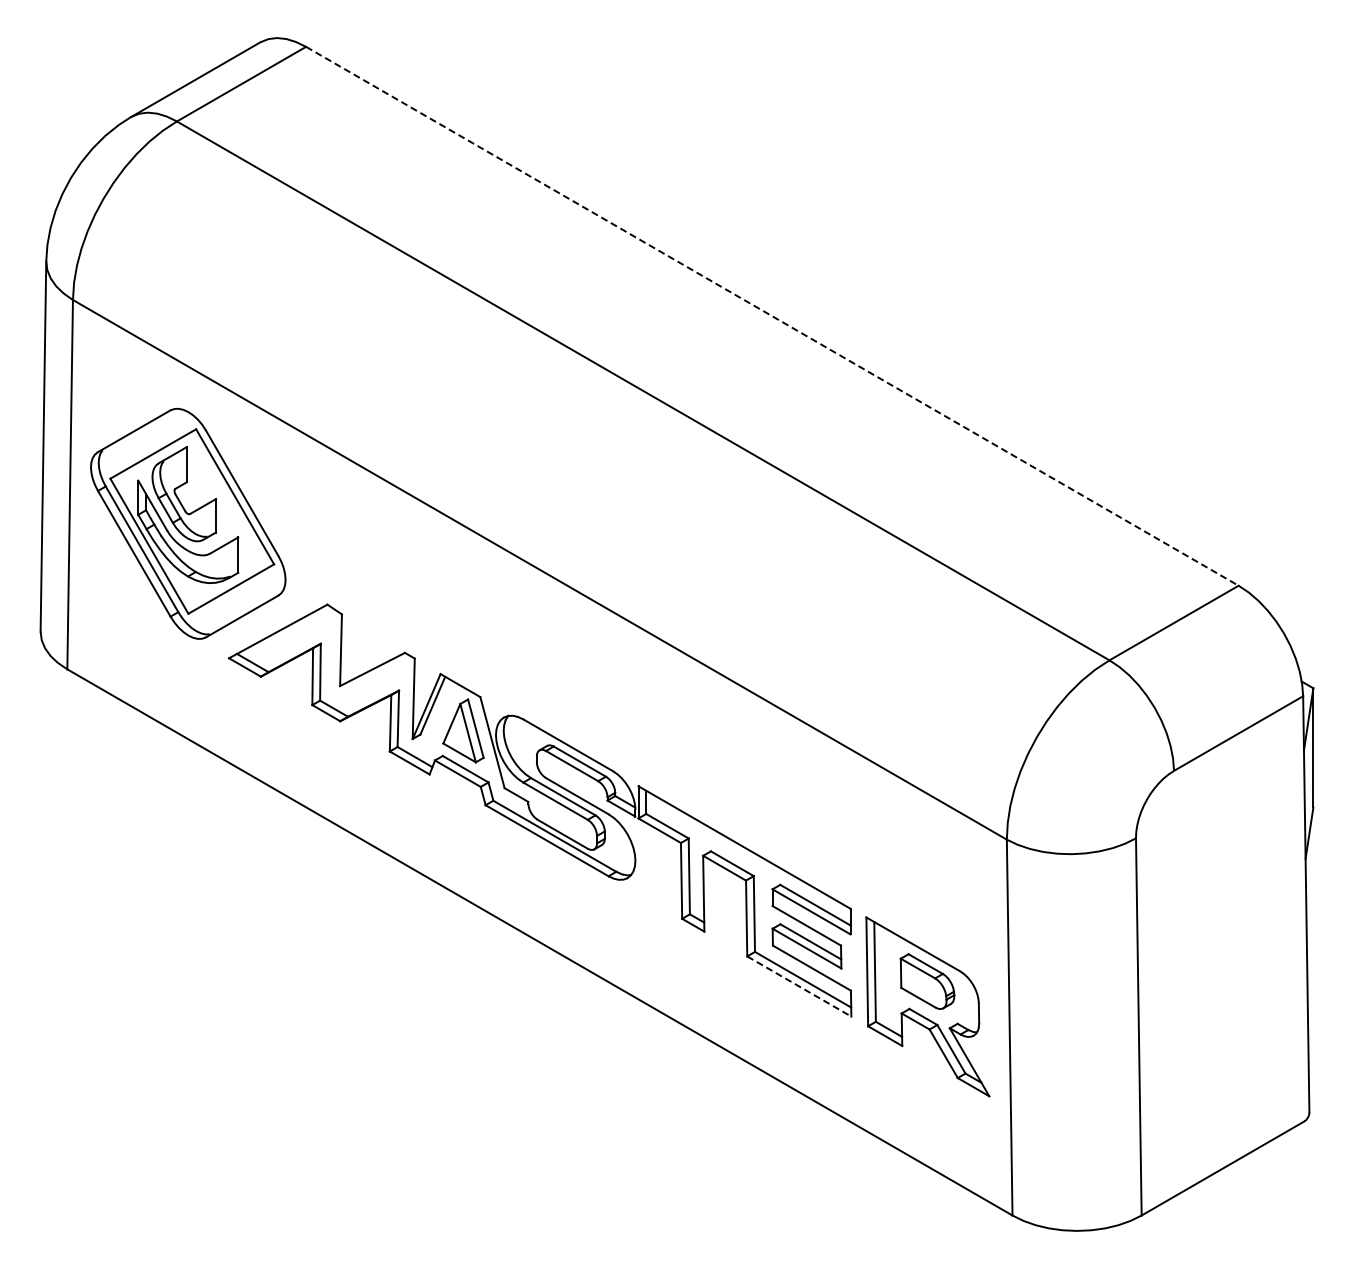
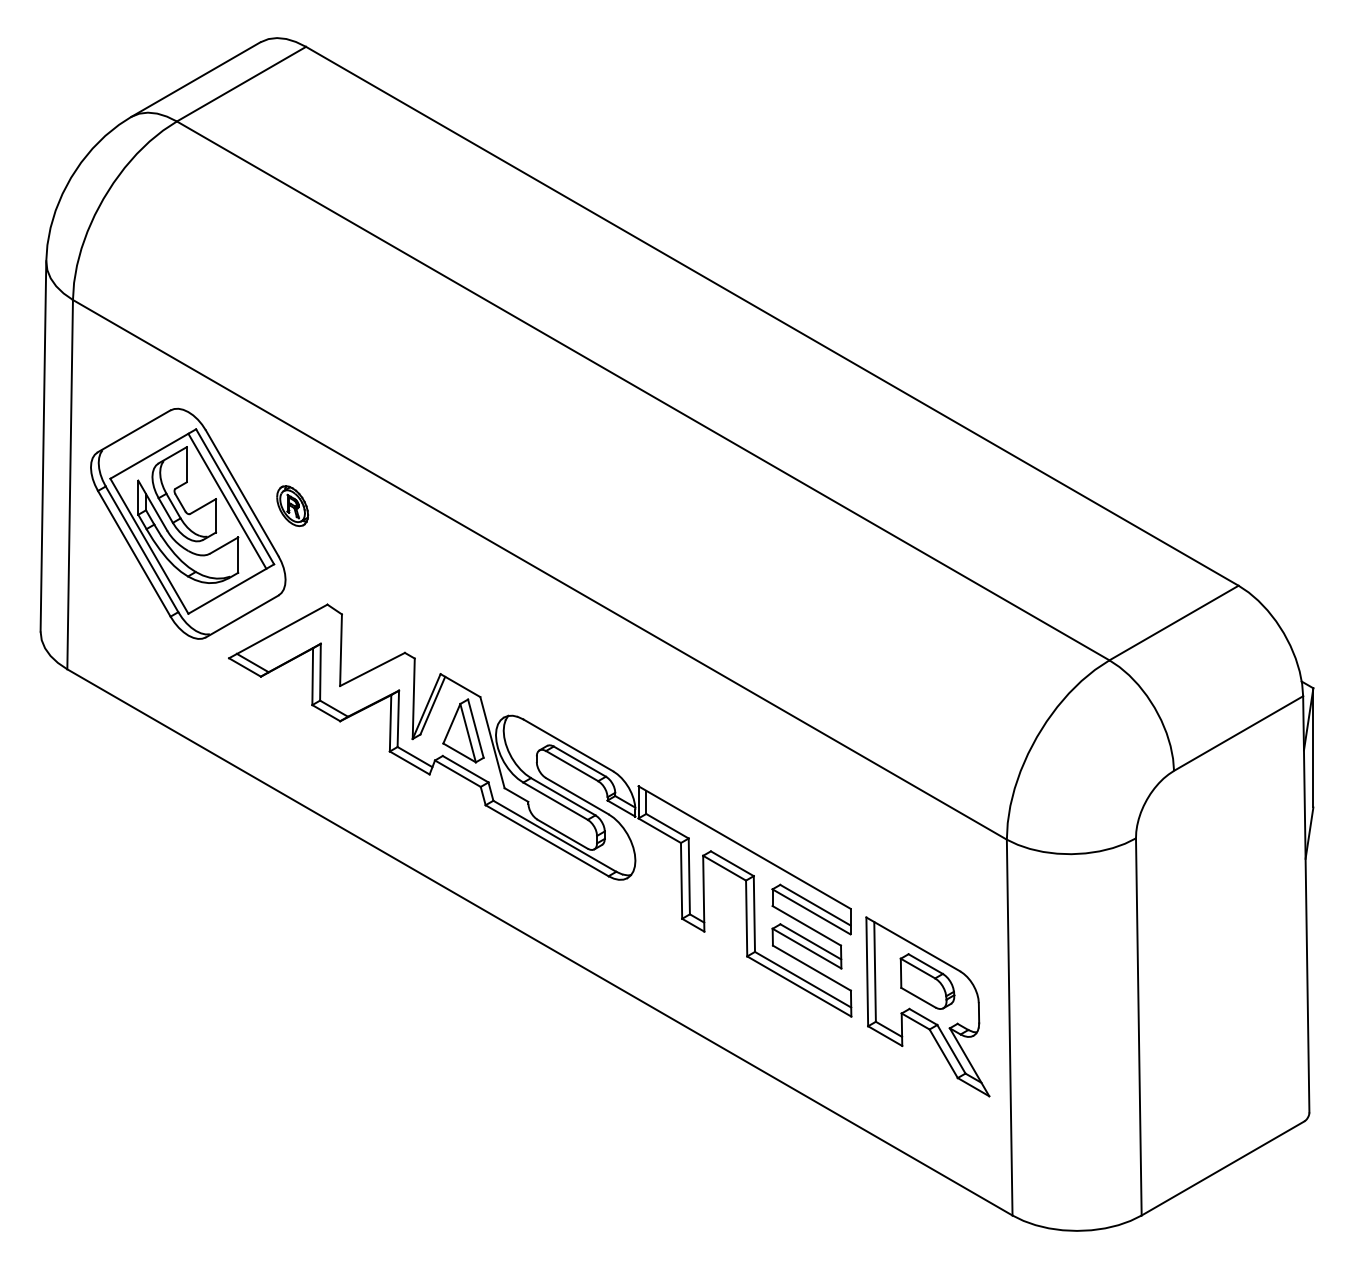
line: dashed -> solid (772, 316)
line: none -> present (227, 500)
part: none -> present (292, 505)
line: dashed -> solid (799, 986)
